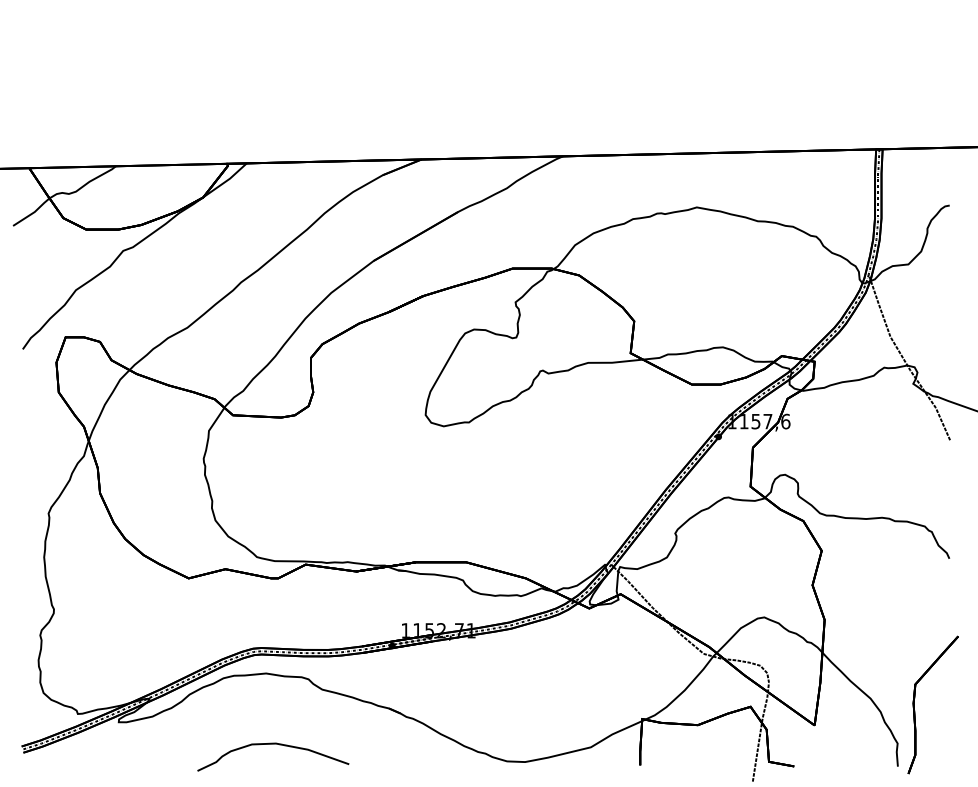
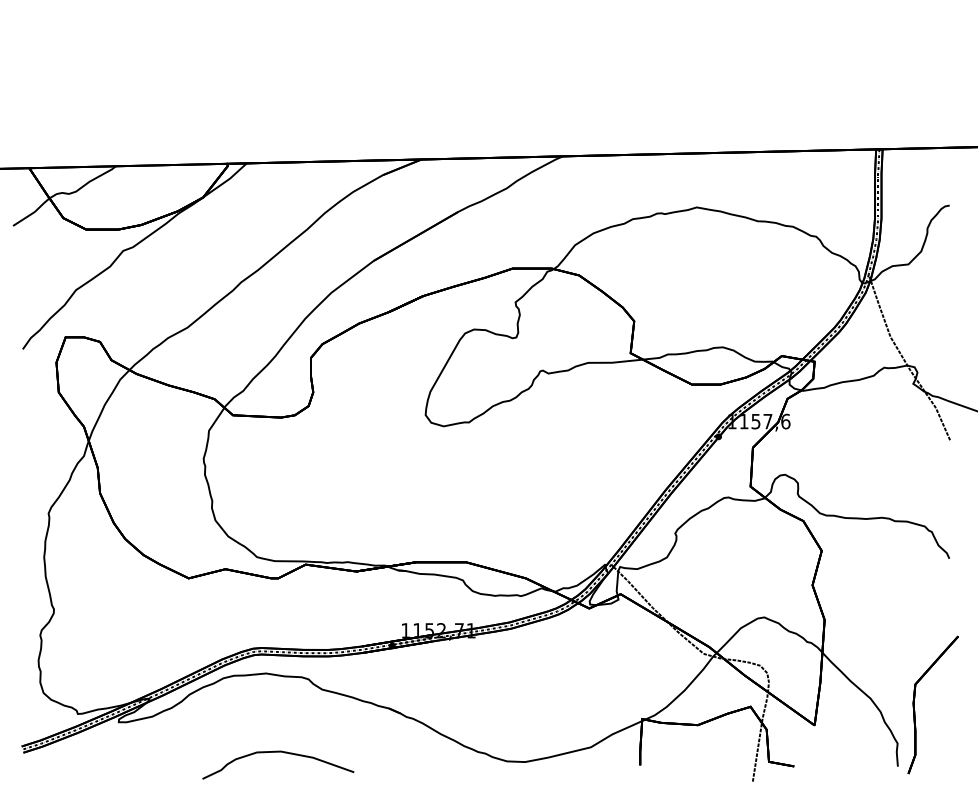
curve position: (273, 744) -> (278, 752) (278, 752)
